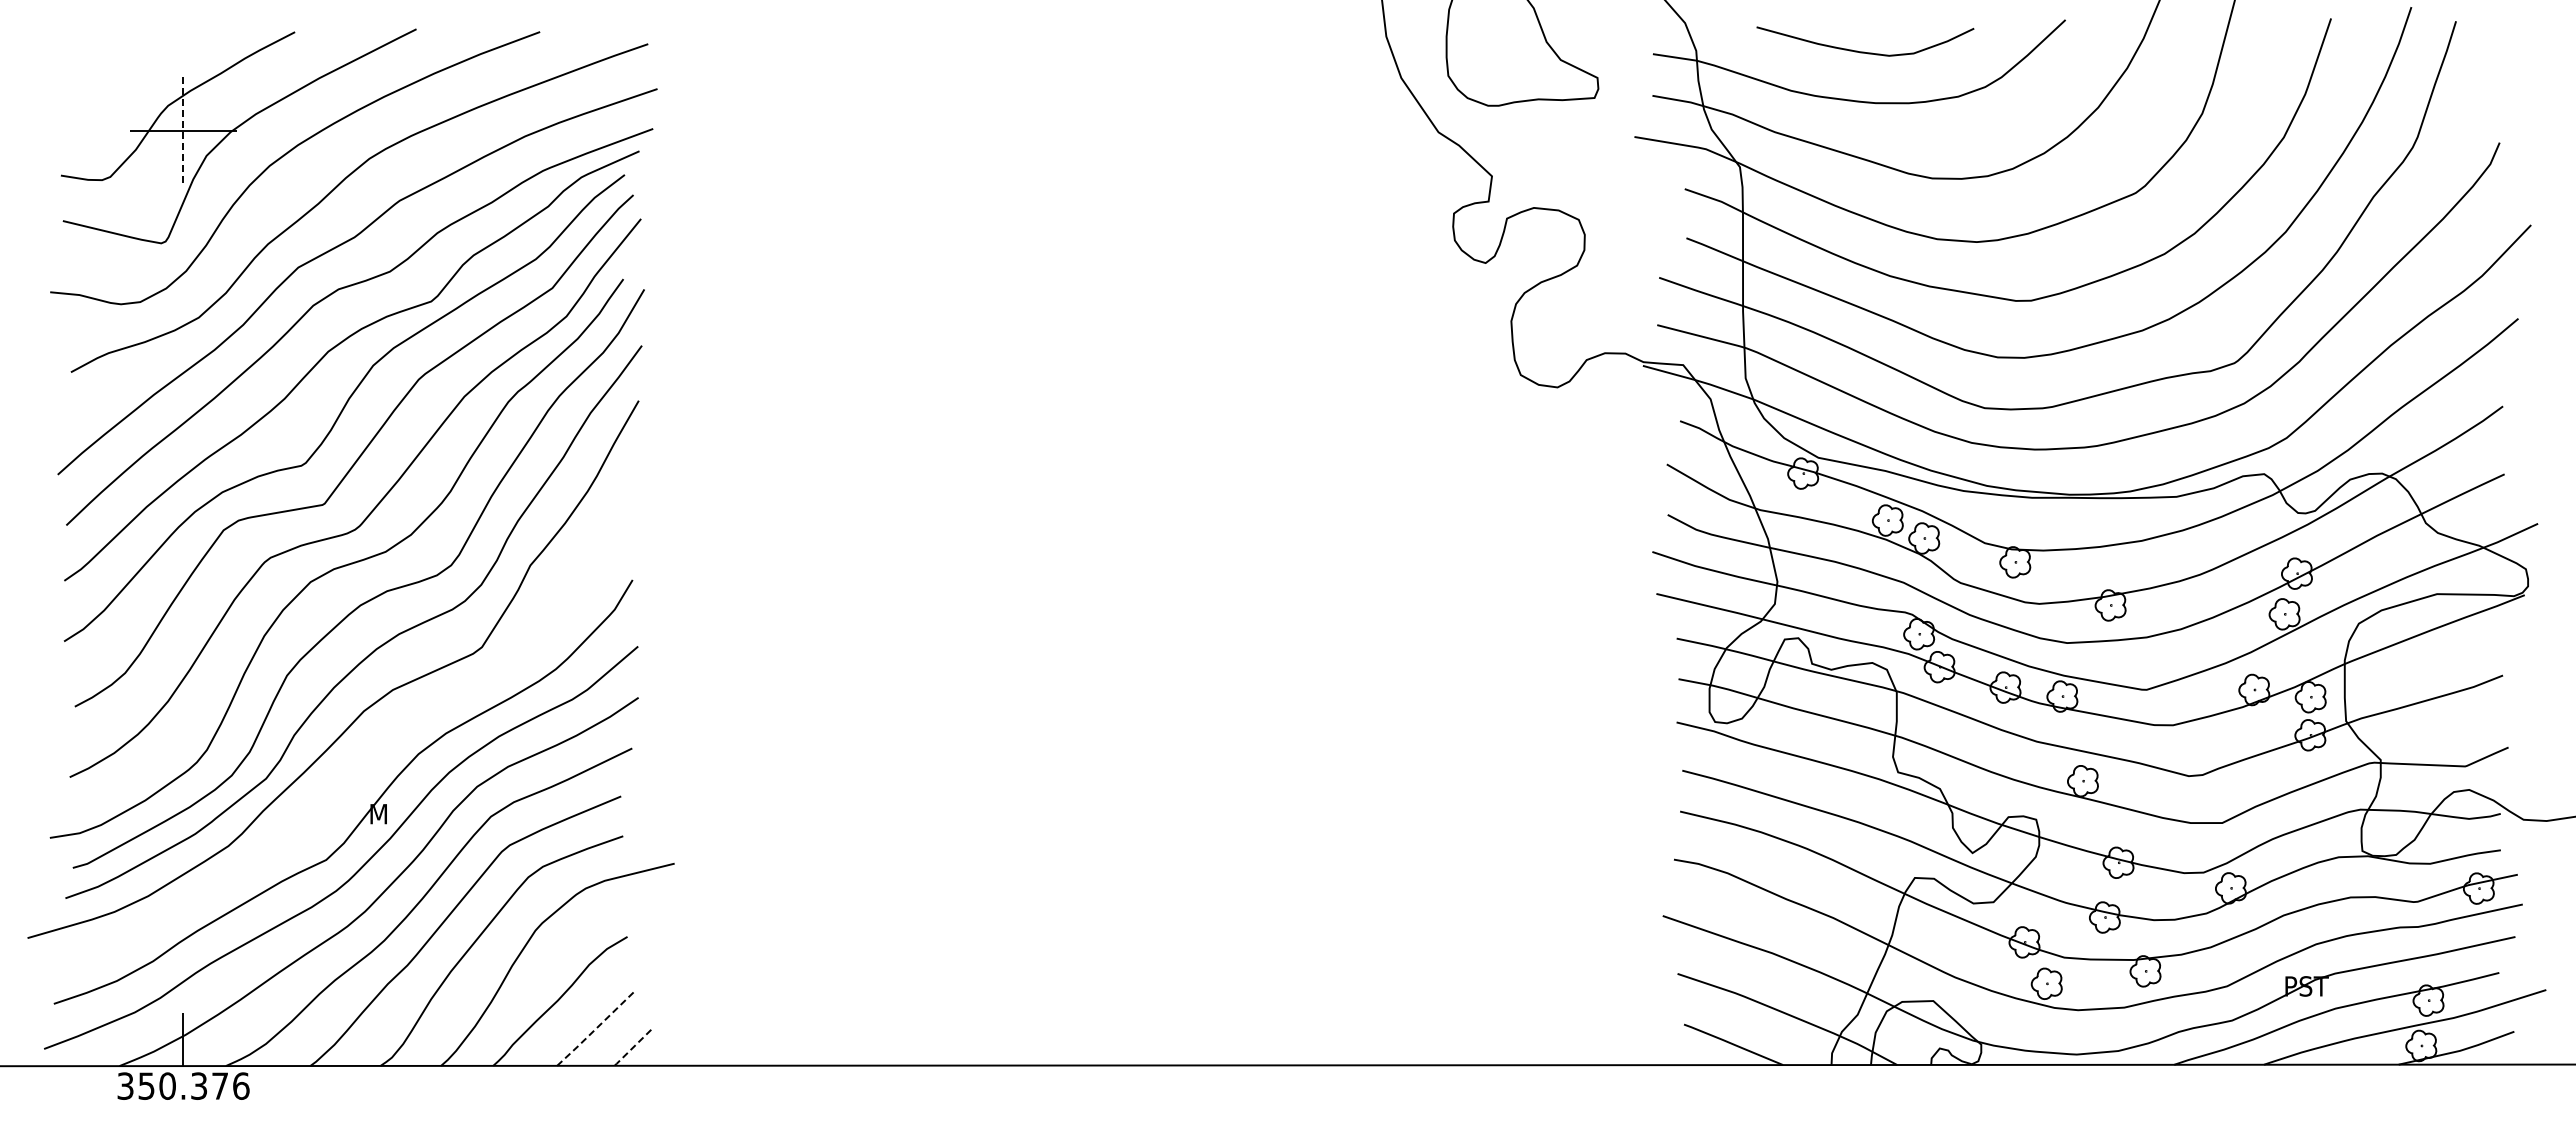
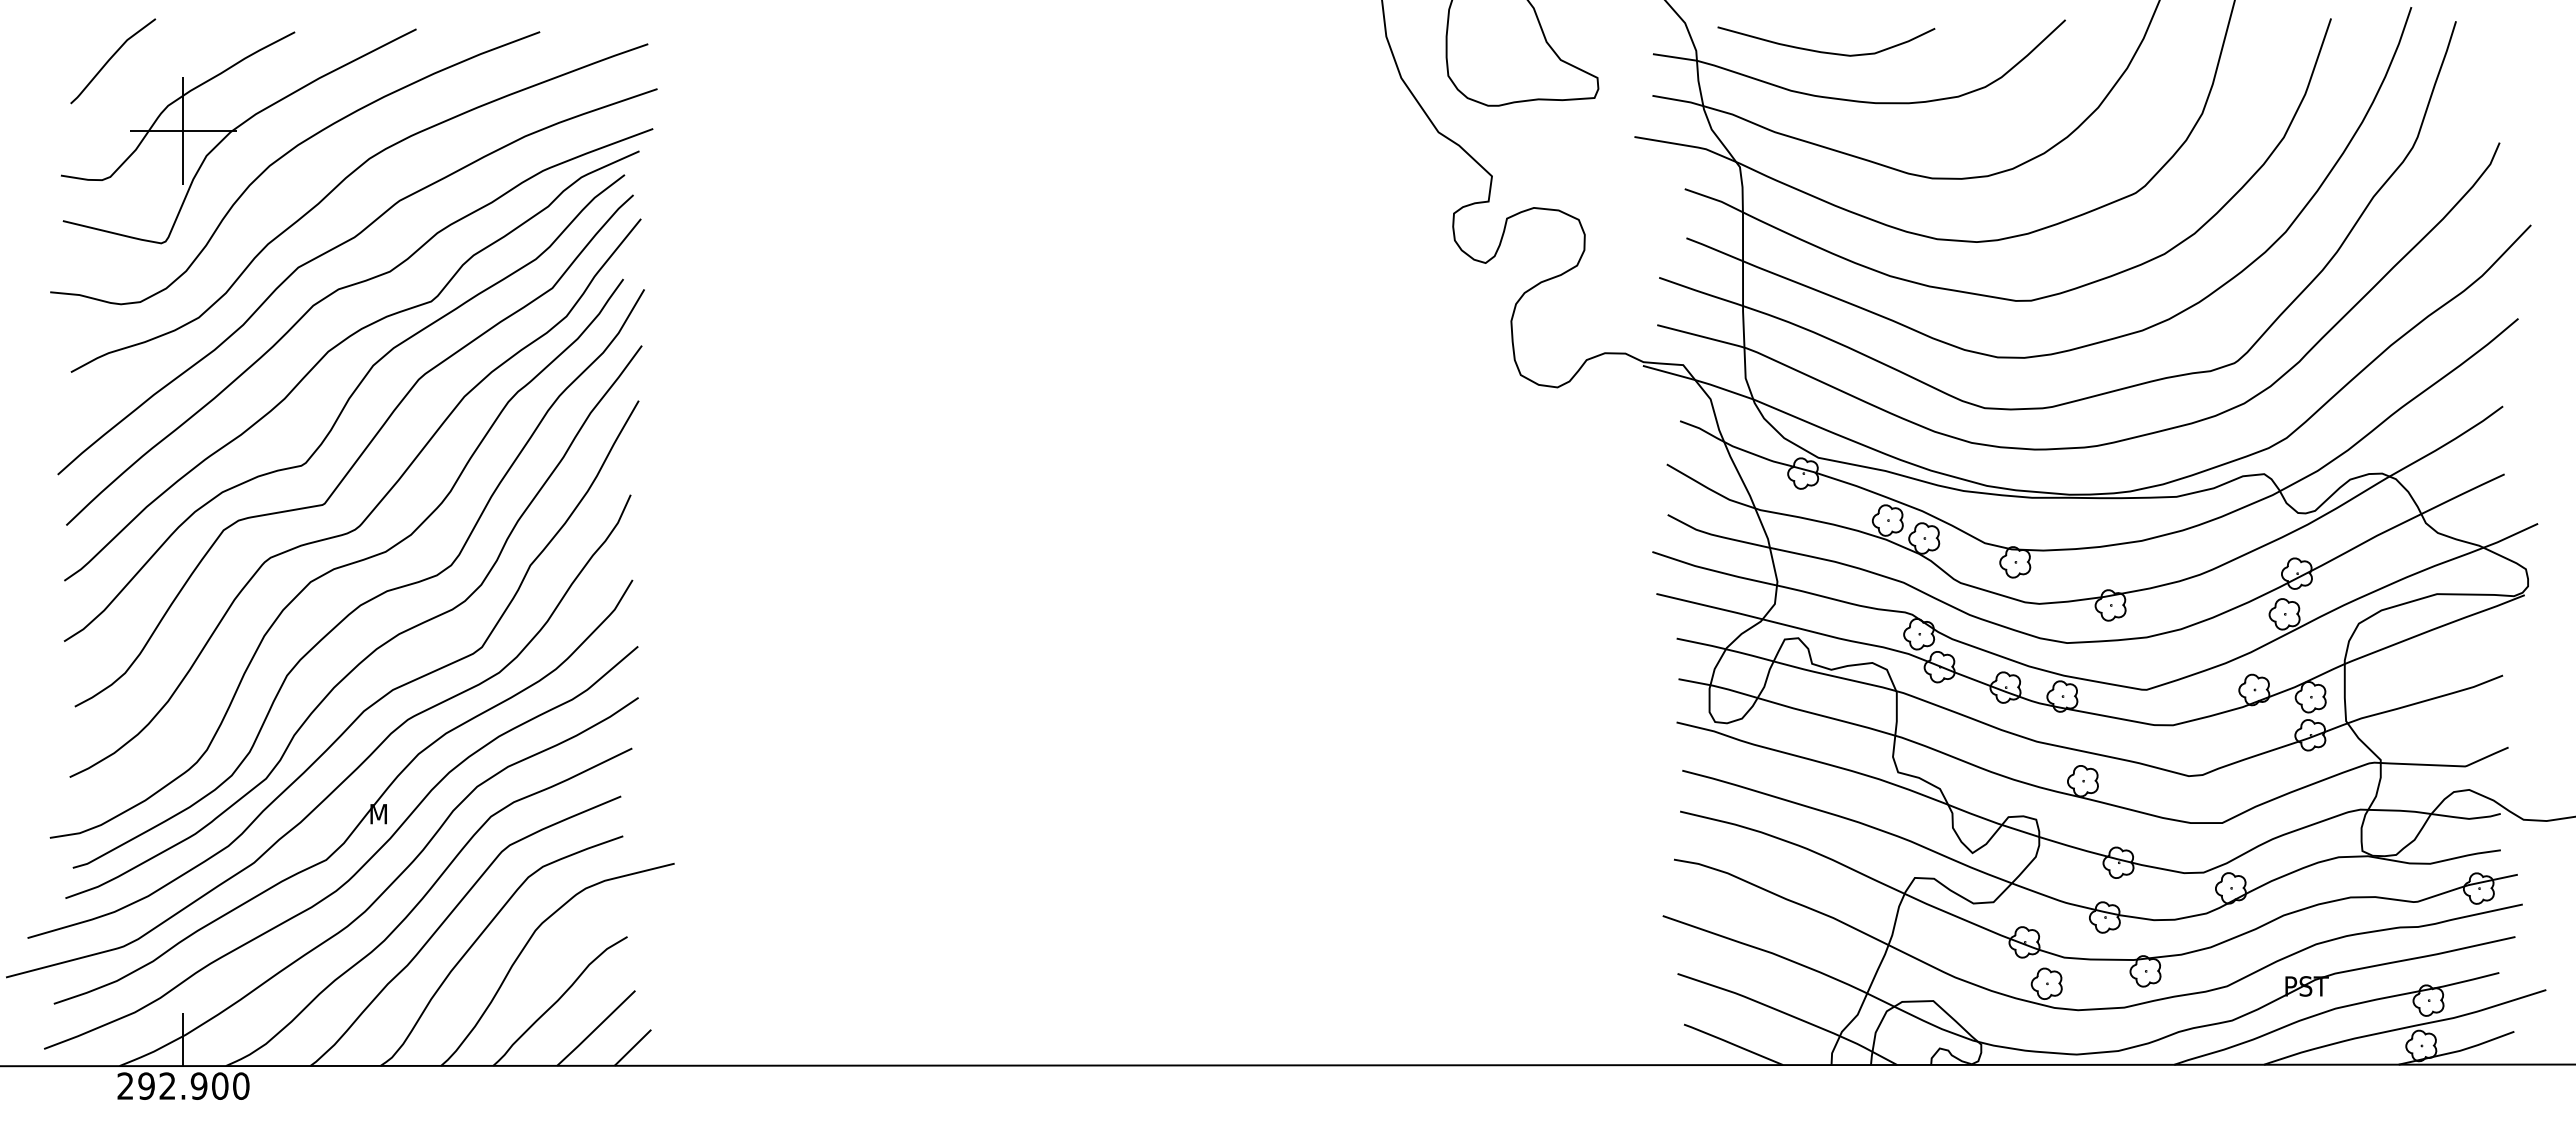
curve position: (1864, 51) -> (1825, 51) (1825, 51)
curve: none -> present (110, 60)
line: dashed -> solid (183, 130)
curve: none -> present (353, 770)
line: dashed -> solid (595, 1029)
line: dashed -> solid (632, 1048)
text: 350.376 -> 292.900 (183, 1085)
